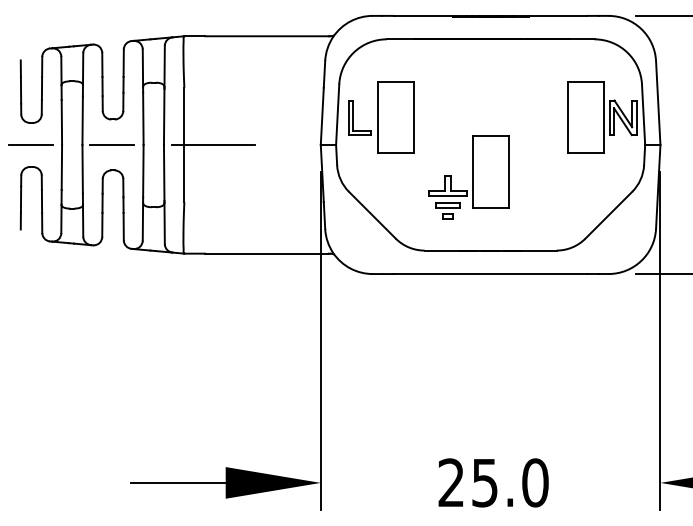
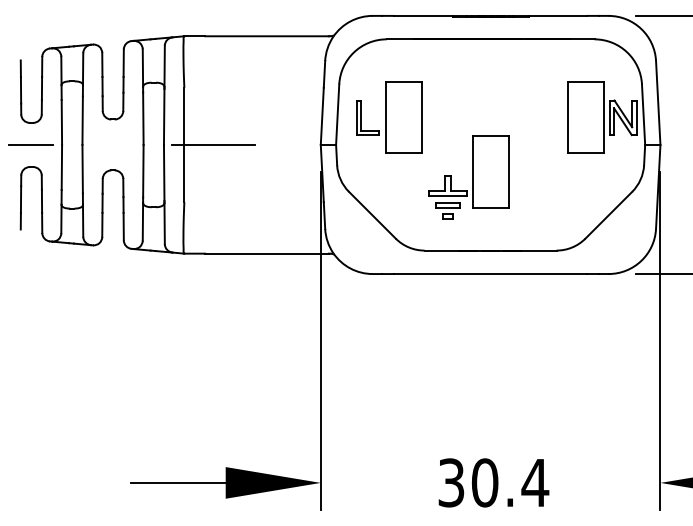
part position: (381, 117) -> (389, 117) (389, 117)
line: present -> none (112, 144)
text: 25.0 -> 30.4 (493, 482)
